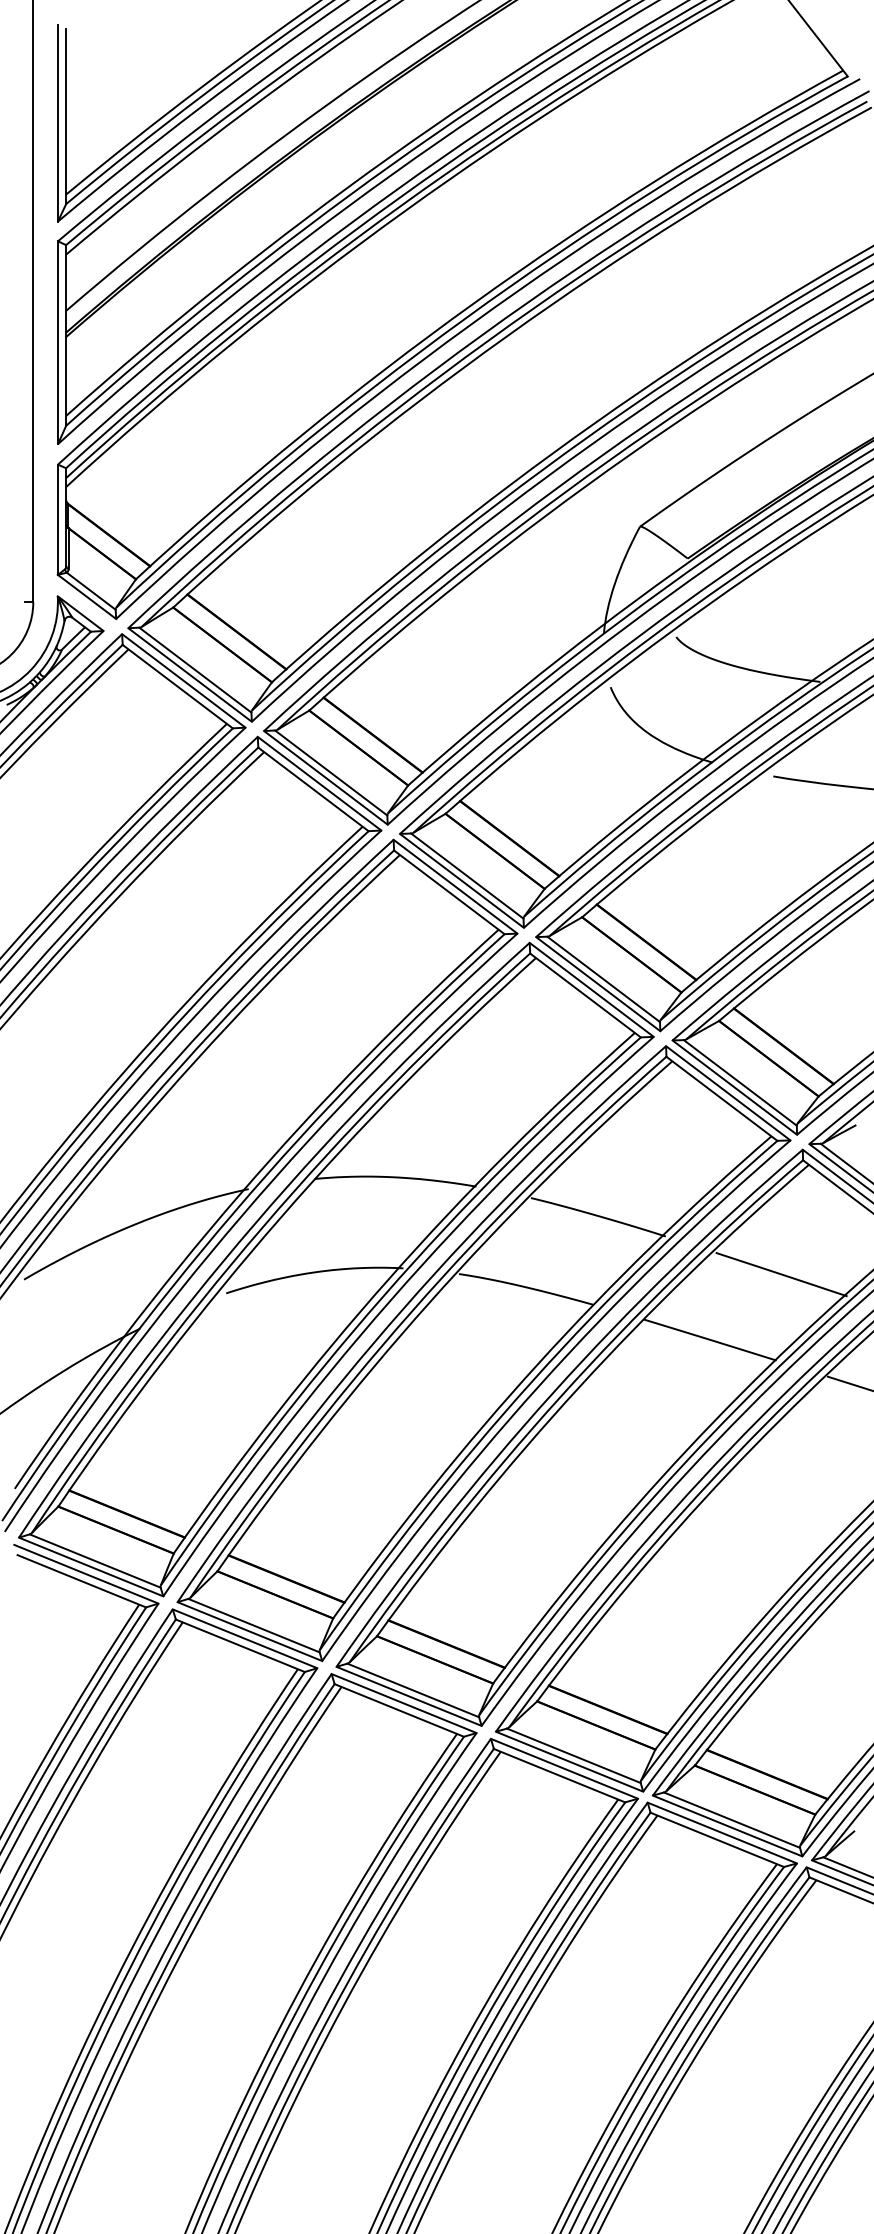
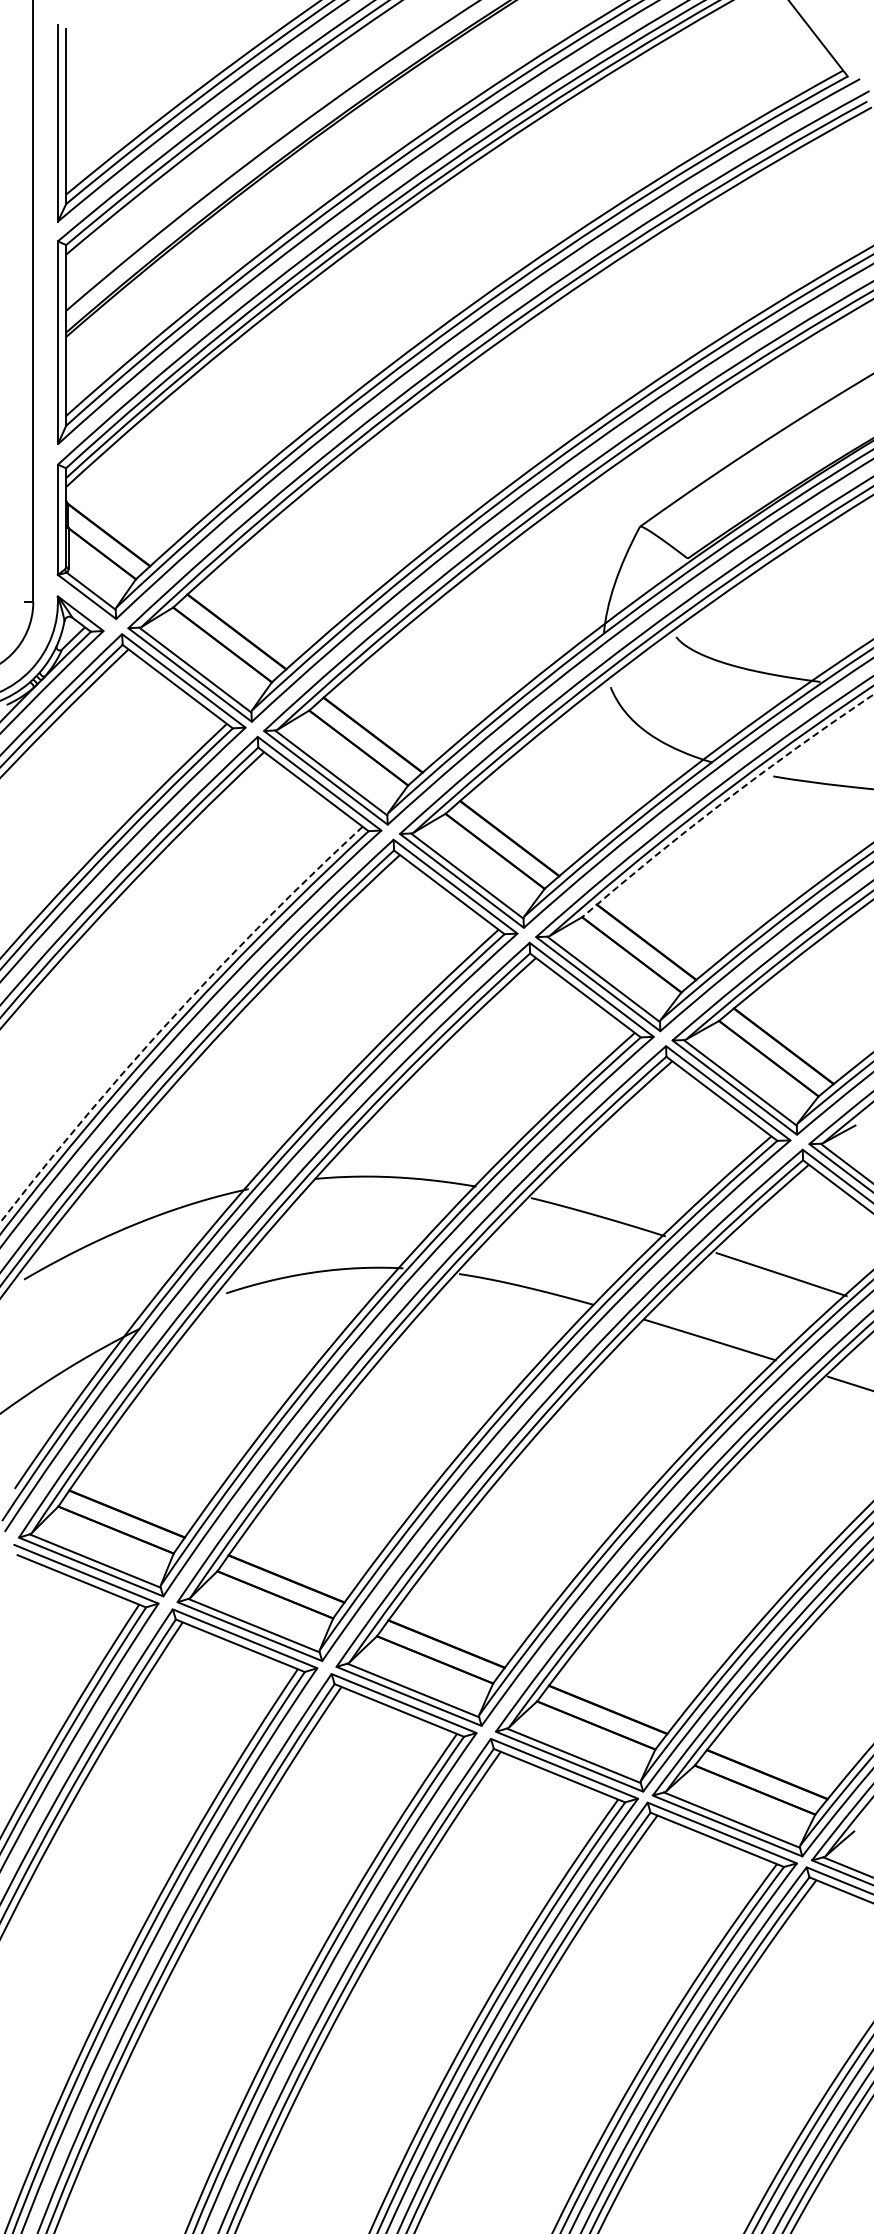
arc: solid -> dashed (724, 801)
arc: solid -> dashed (173, 1017)
